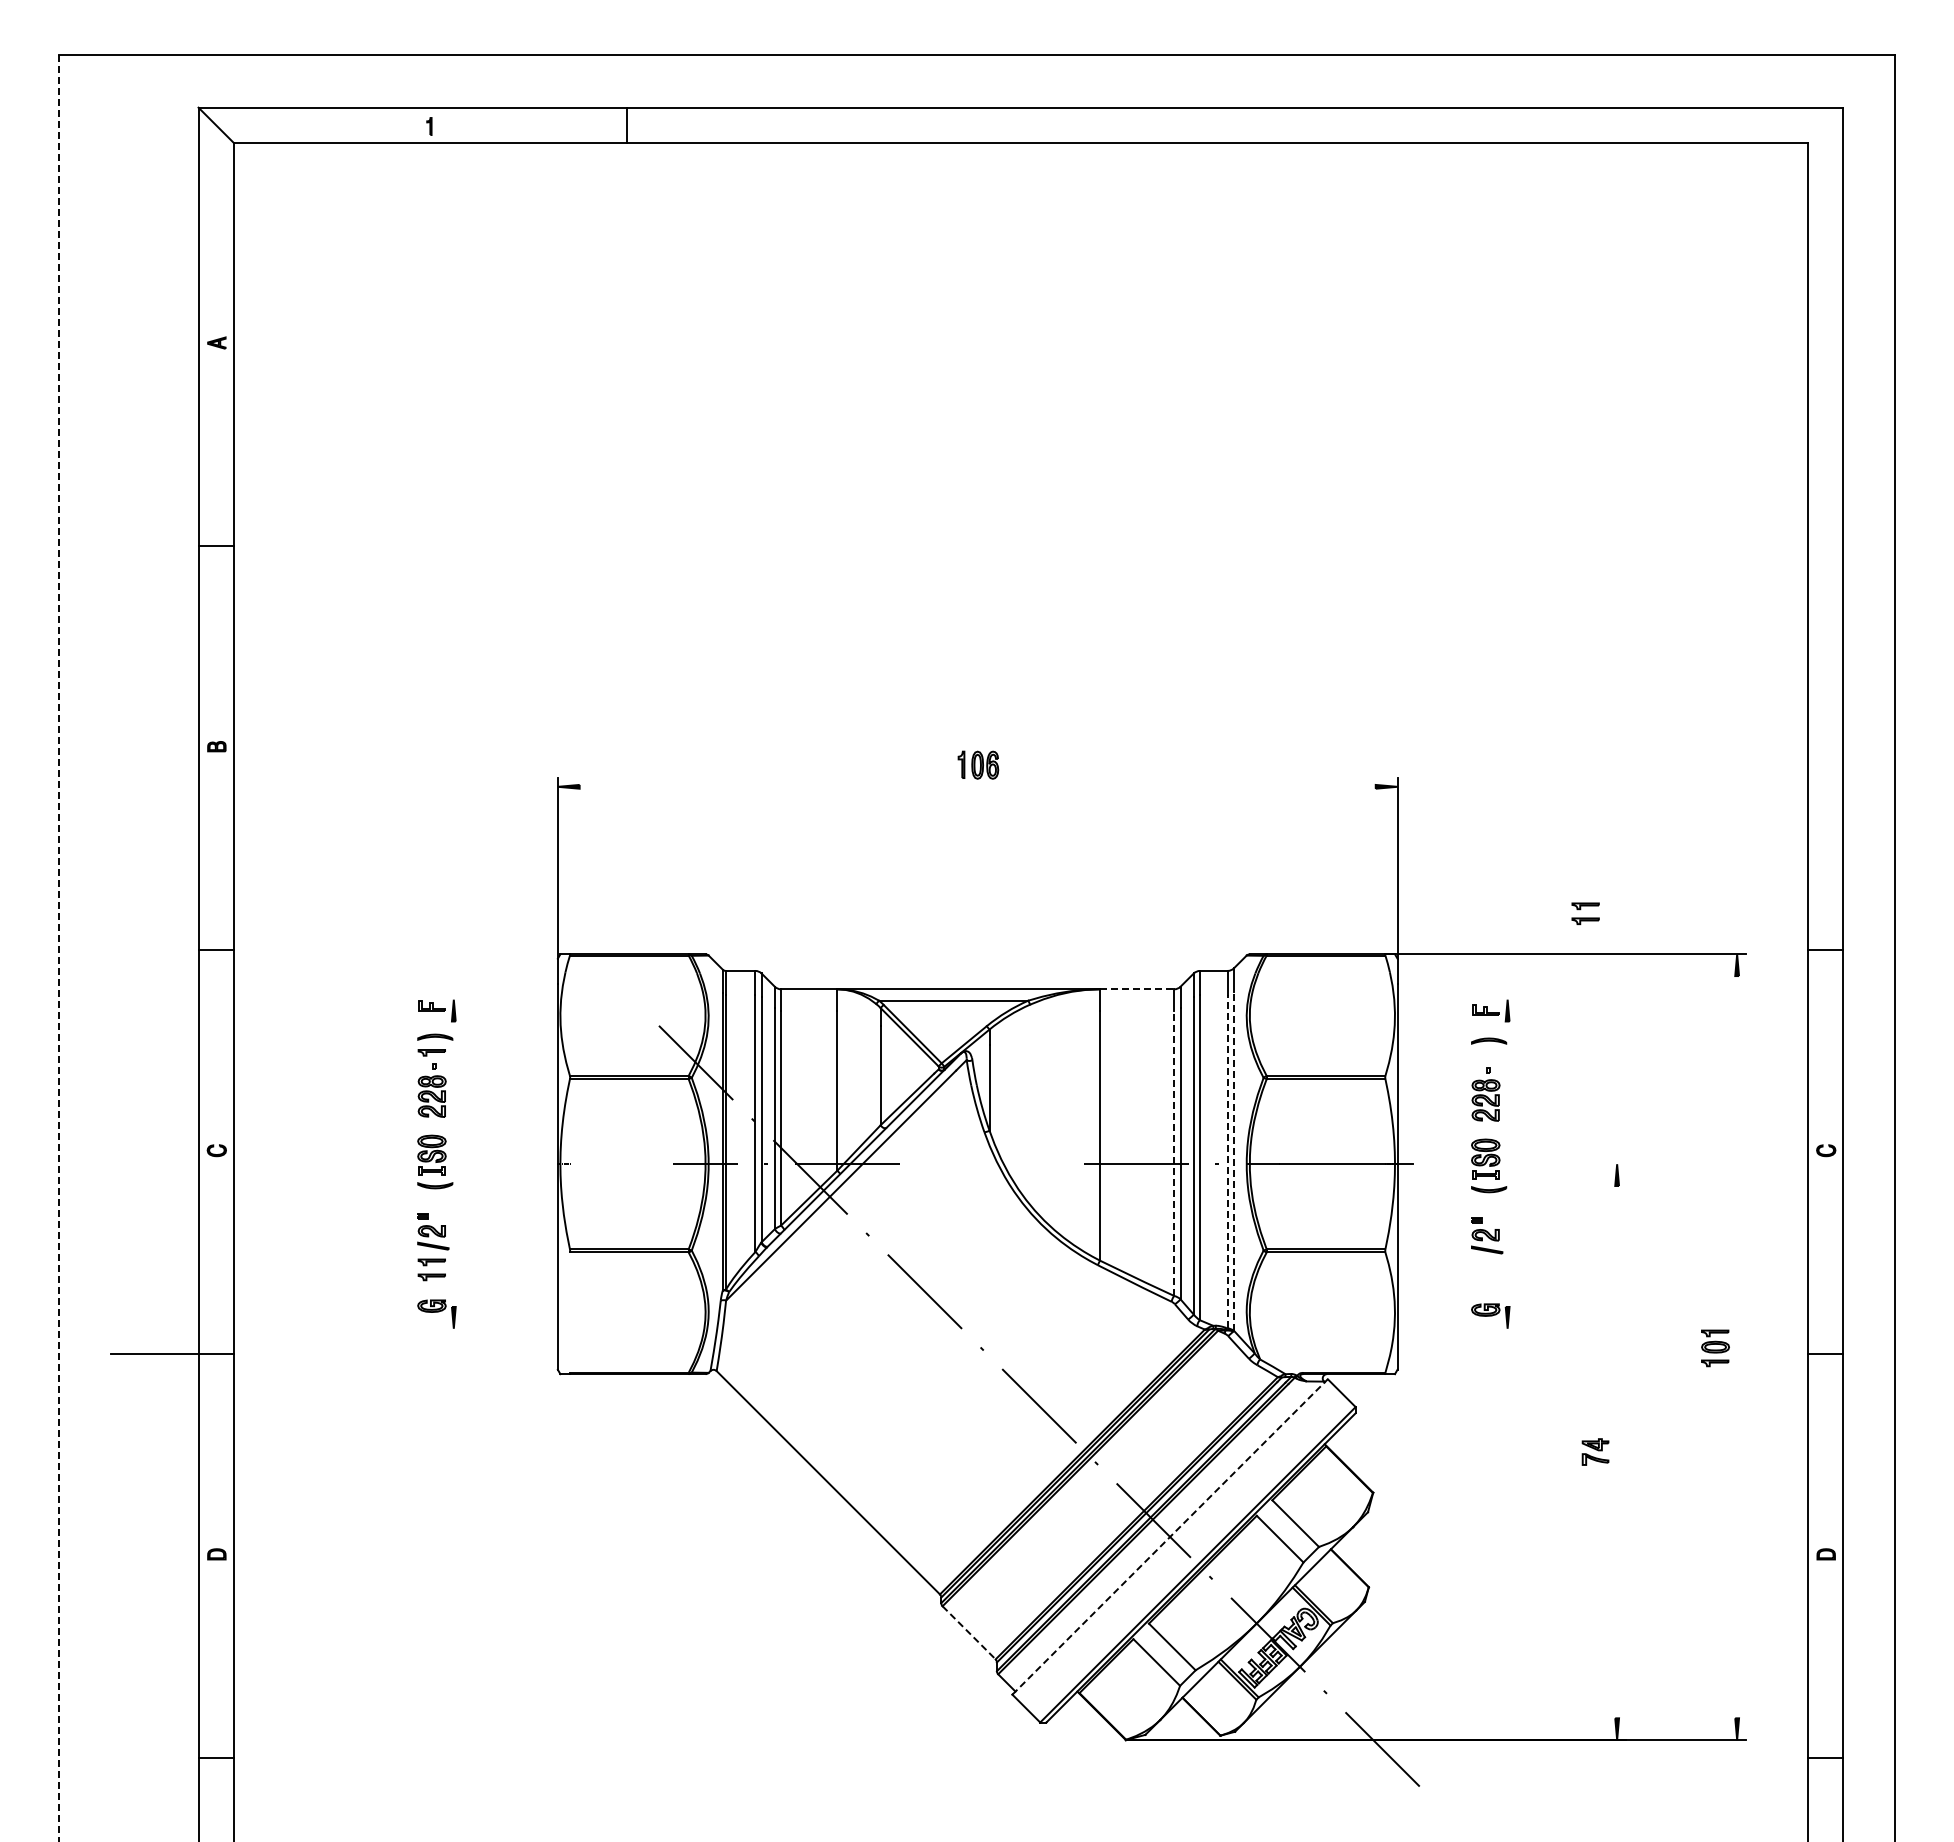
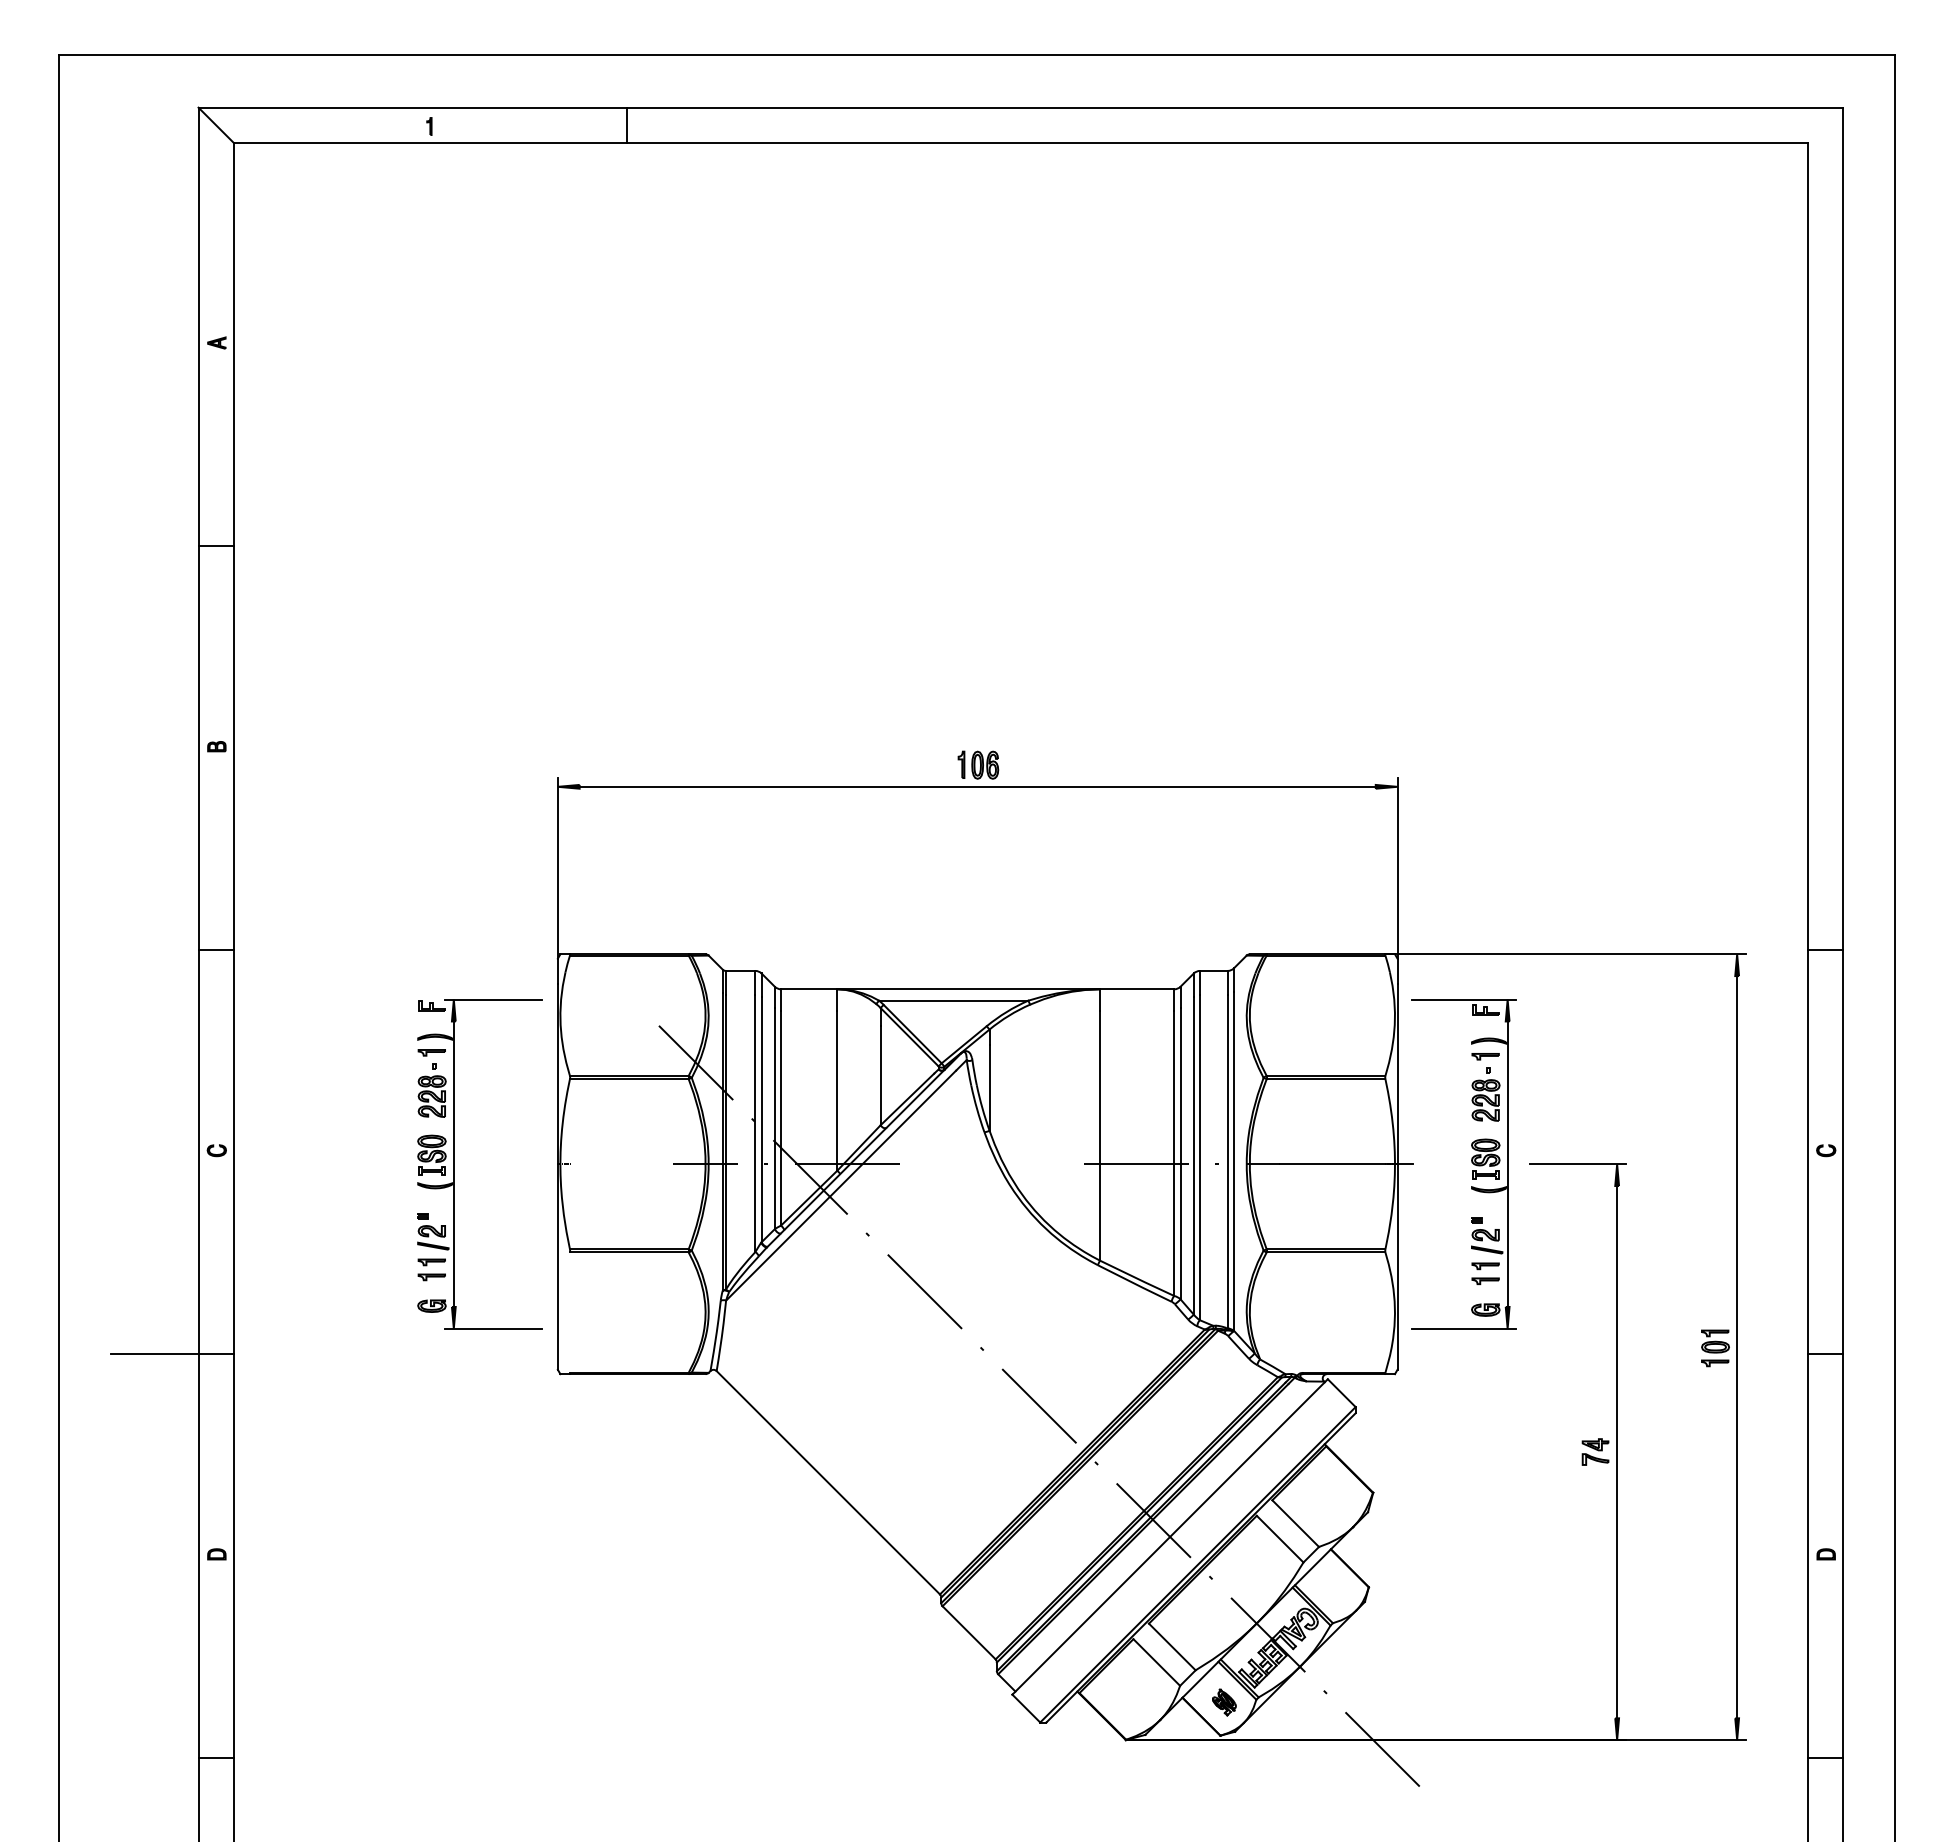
line: none -> present (977, 786)
part position: (1585, 913) -> (1485, 1273) (1485, 1273)
line: dashed -> solid (58, 948)
line: dashed -> solid (1137, 989)
line: none -> present (493, 999)
line: none -> present (1464, 999)
part: none -> present (1485, 1056)
line: dashed -> solid (1174, 1153)
line: dashed -> solid (1227, 1161)
line: dashed -> solid (1233, 1161)
line: none -> present (453, 1163)
line: none -> present (1507, 1163)
line: none -> present (1577, 1164)
line: none -> present (493, 1328)
line: none -> present (1464, 1328)
line: none -> present (1737, 1347)
line: none -> present (1617, 1452)
line: dashed -> solid (1170, 1536)
line: dashed -> solid (969, 1632)
part: none -> present (1224, 1702)
